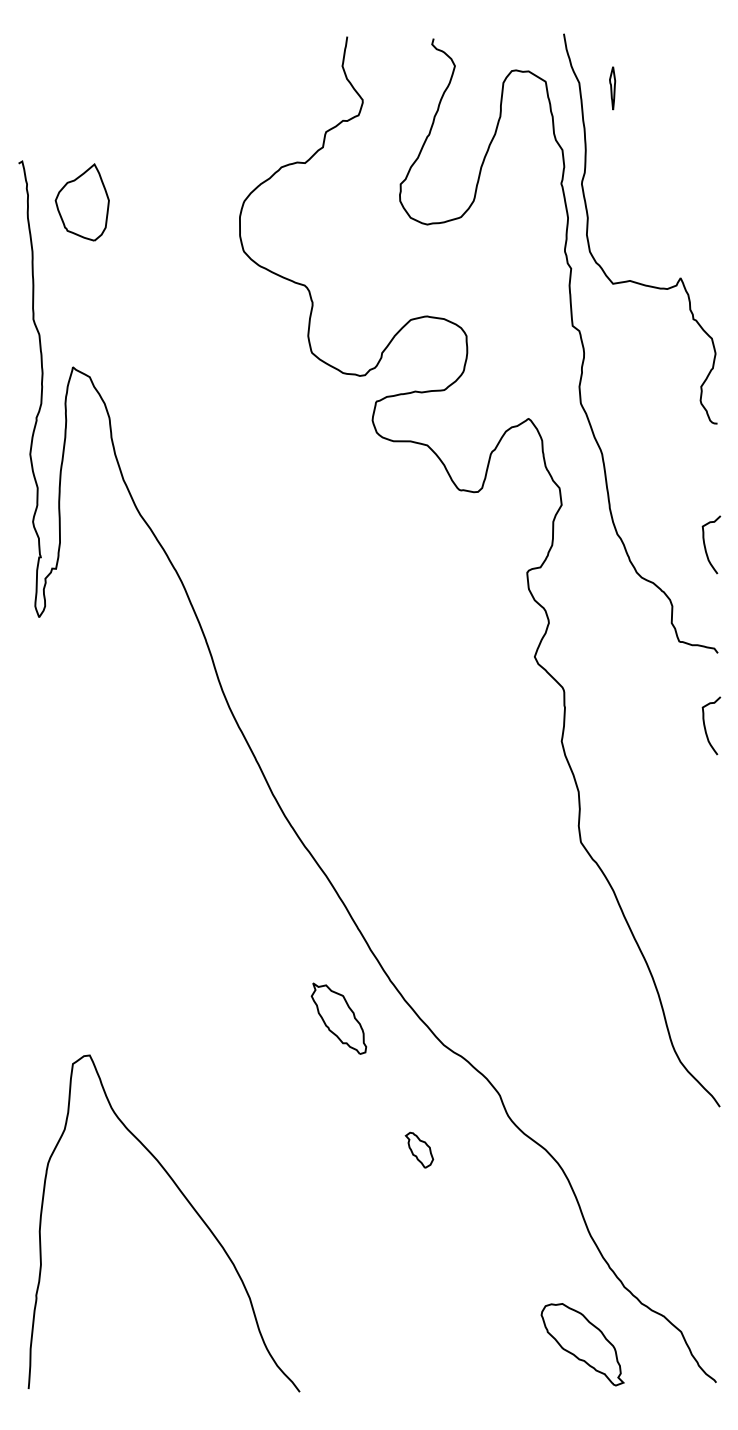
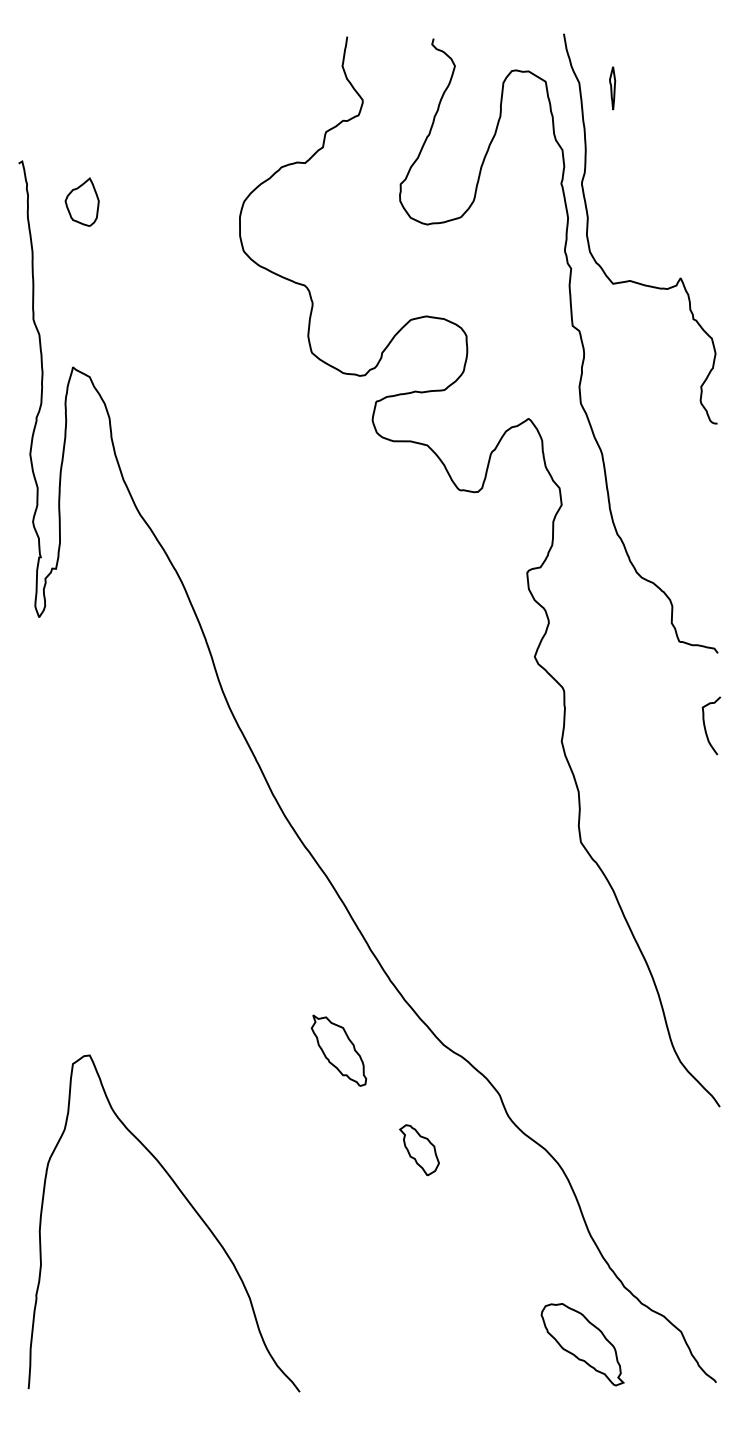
part size: 56x79 px -> 36x50 px (81, 201)
curve: present -> none (705, 544)
part position: (338, 1018) -> (338, 1050) (338, 1050)
part size: 31x38 px -> 41x53 px (419, 1150)
